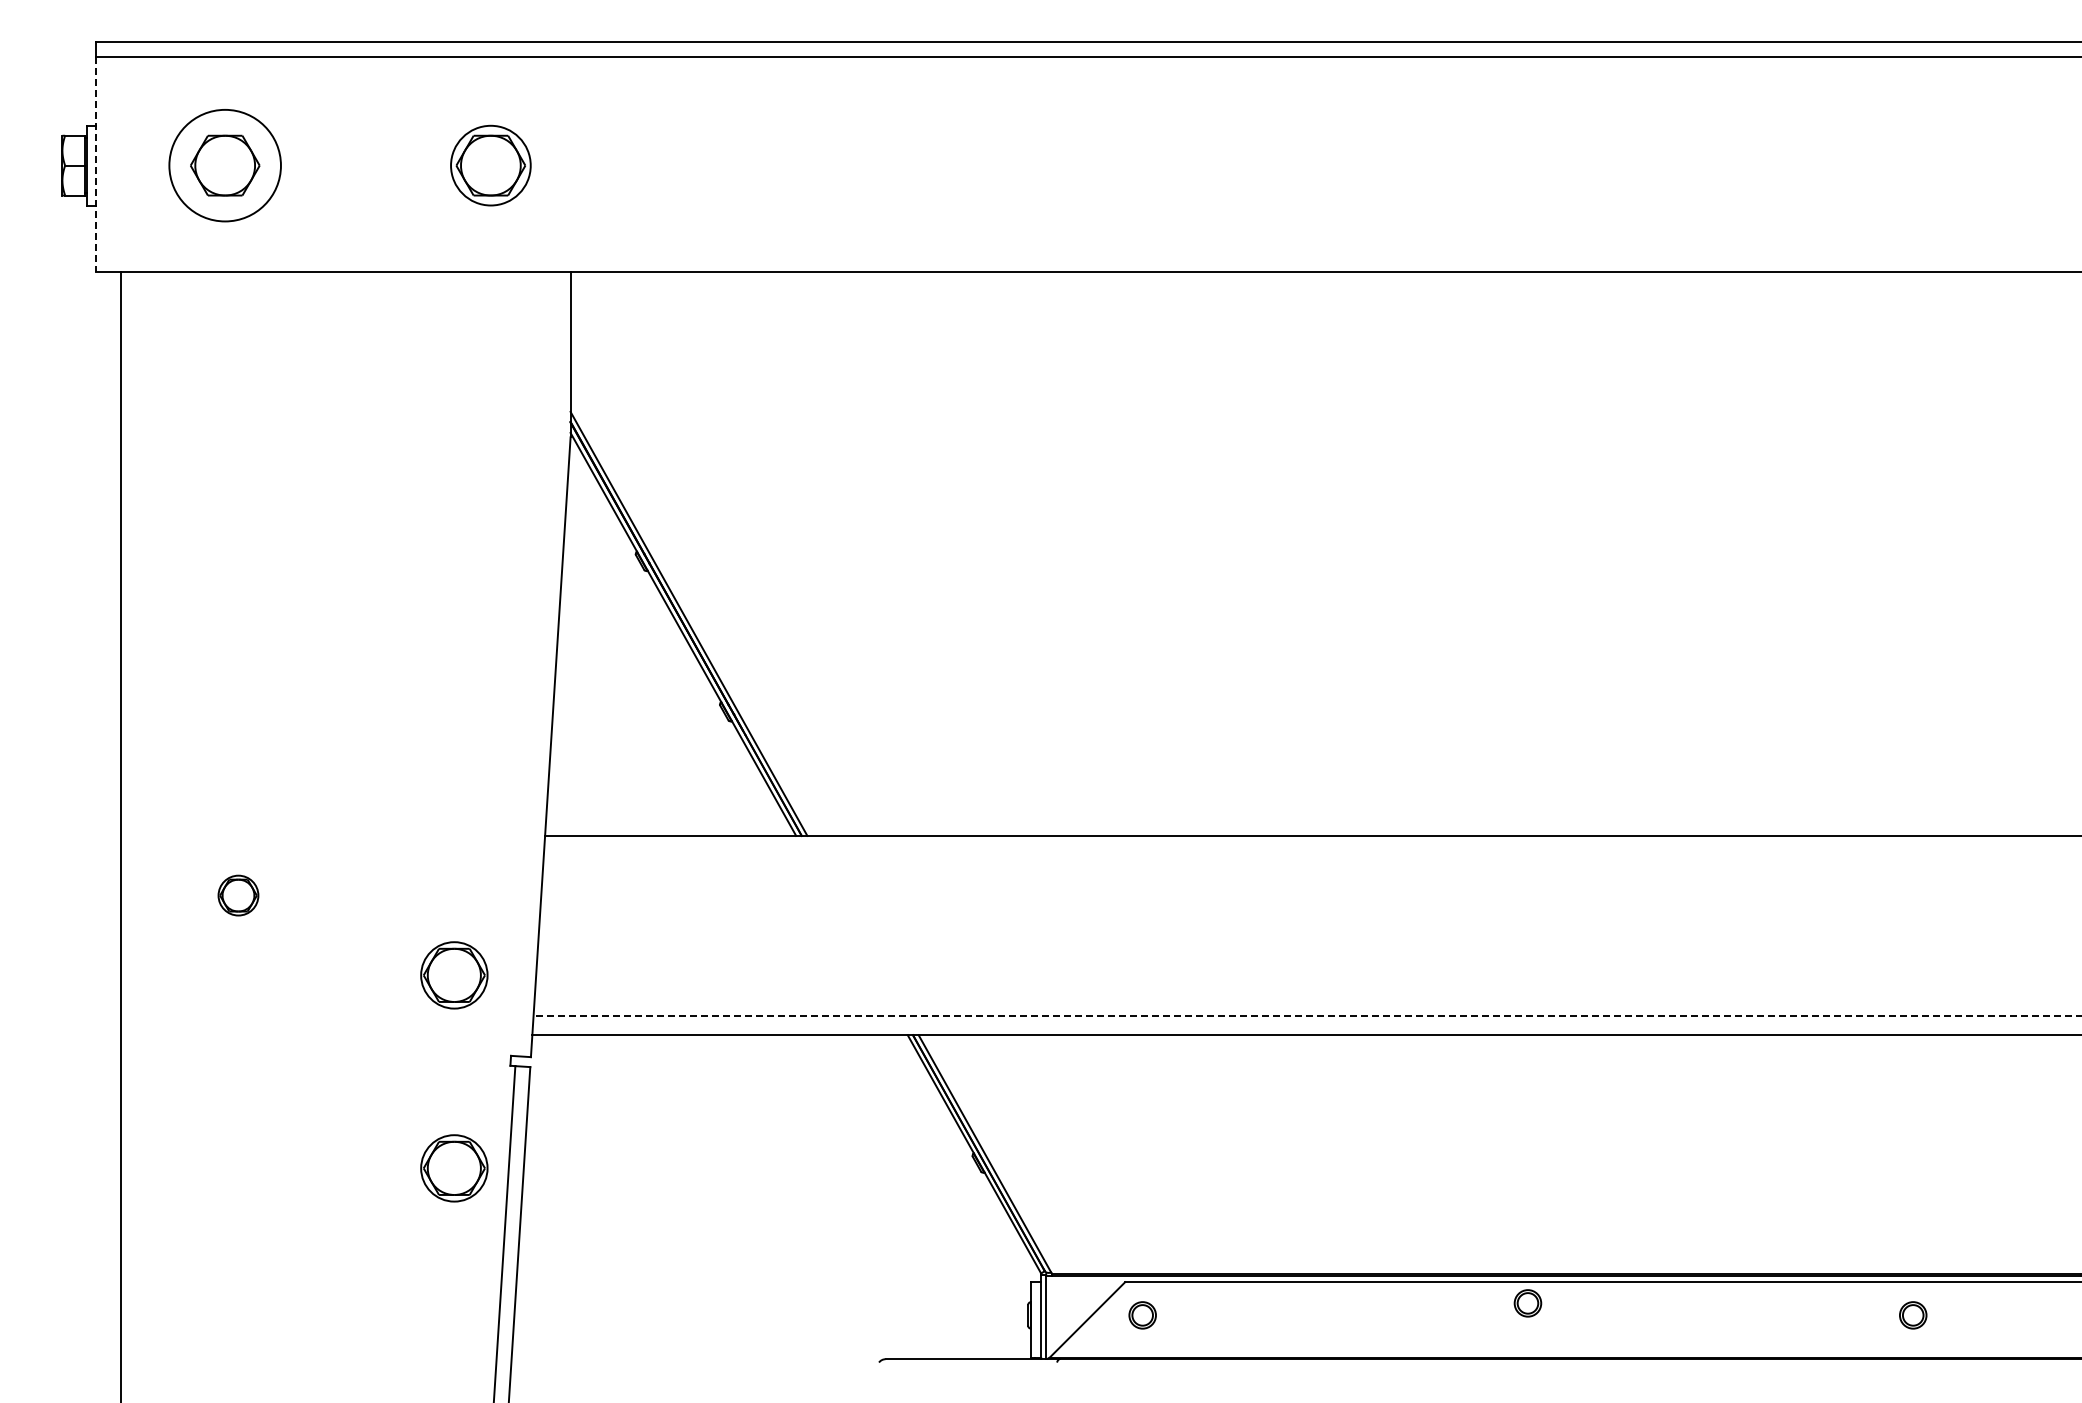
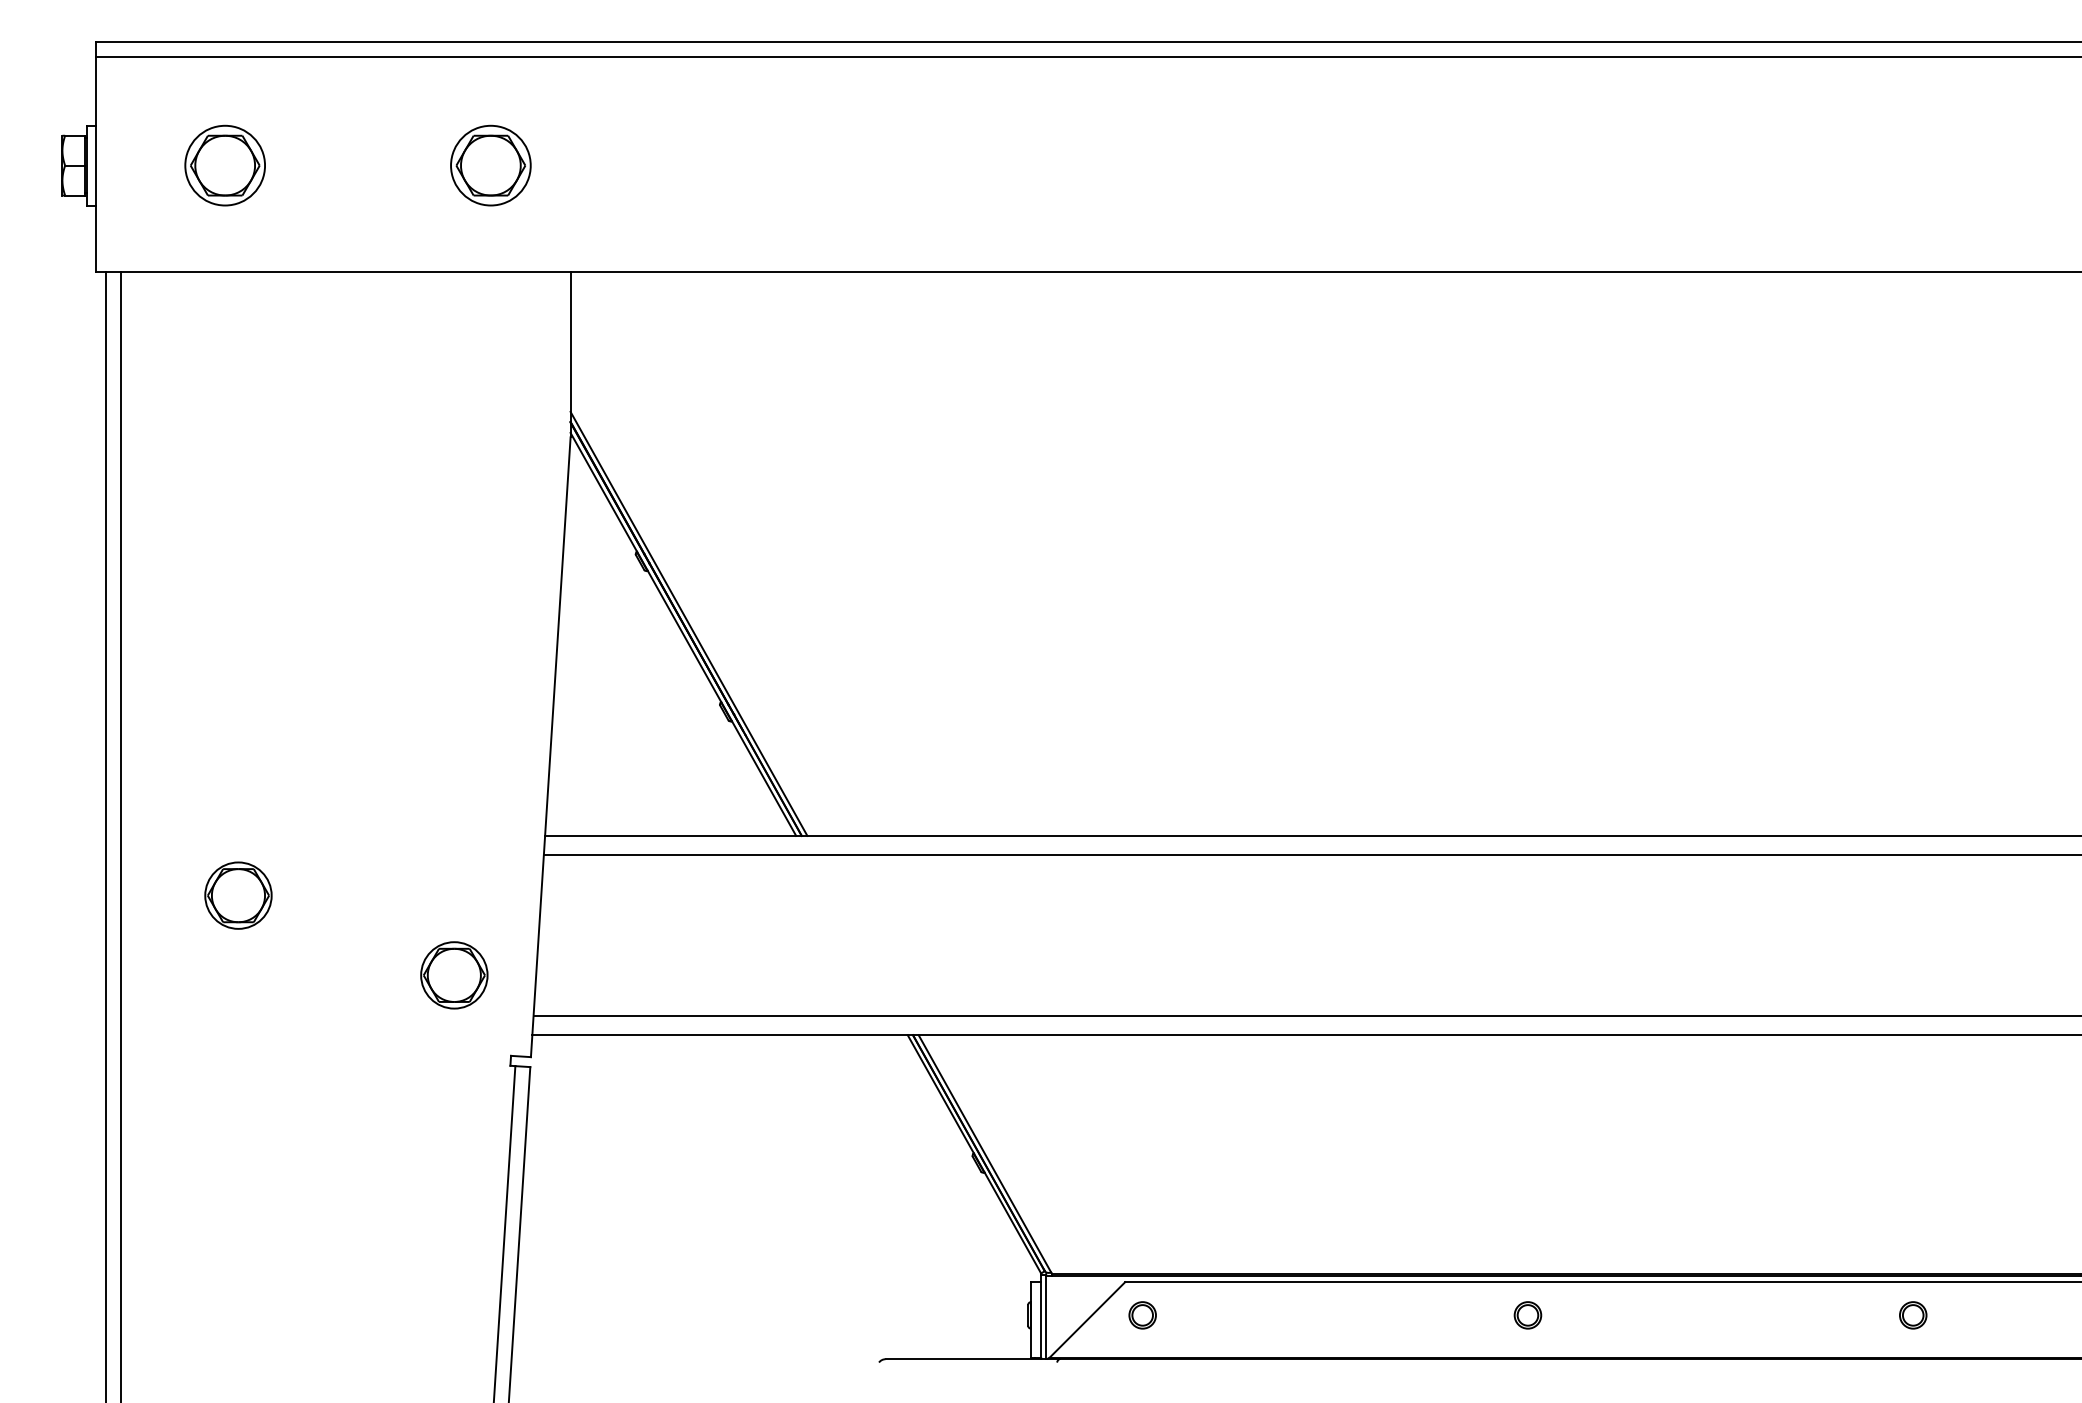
line: dashed -> solid (95, 165)
circle diameter: 112 px -> 80 px (225, 165)
line: none -> present (105, 835)
line: none -> present (1310, 855)
part size: 43x43 px -> 69x69 px (238, 895)
line: dashed -> solid (1307, 1015)
part: present -> none (454, 1168)
part position: (1527, 1303) -> (1527, 1315) (1527, 1315)
